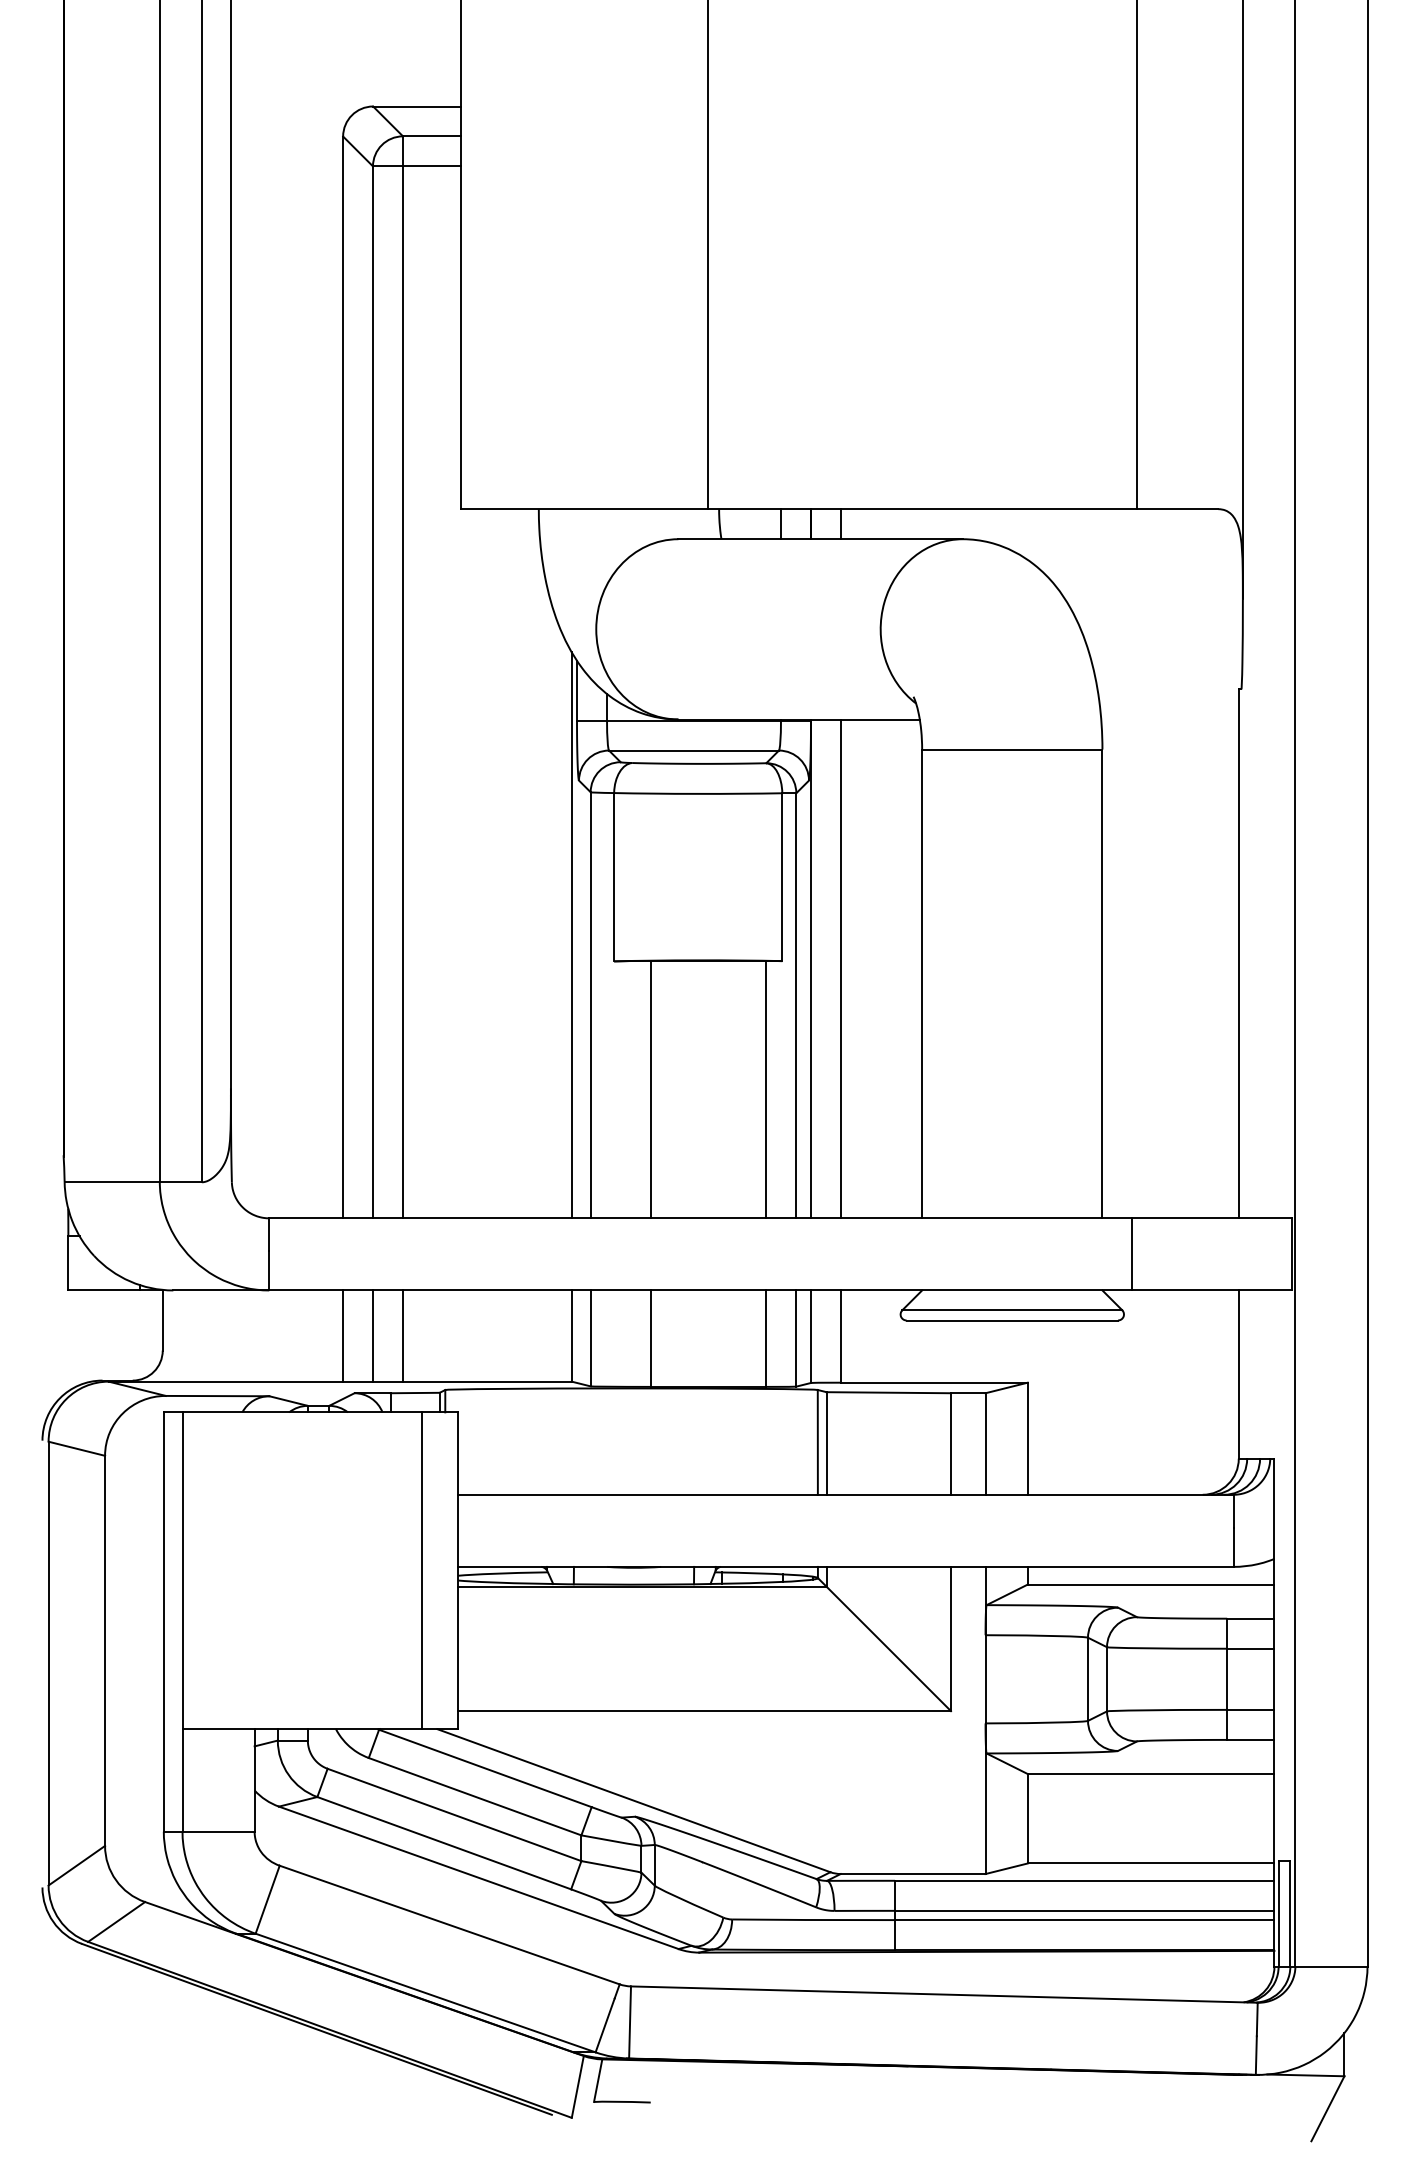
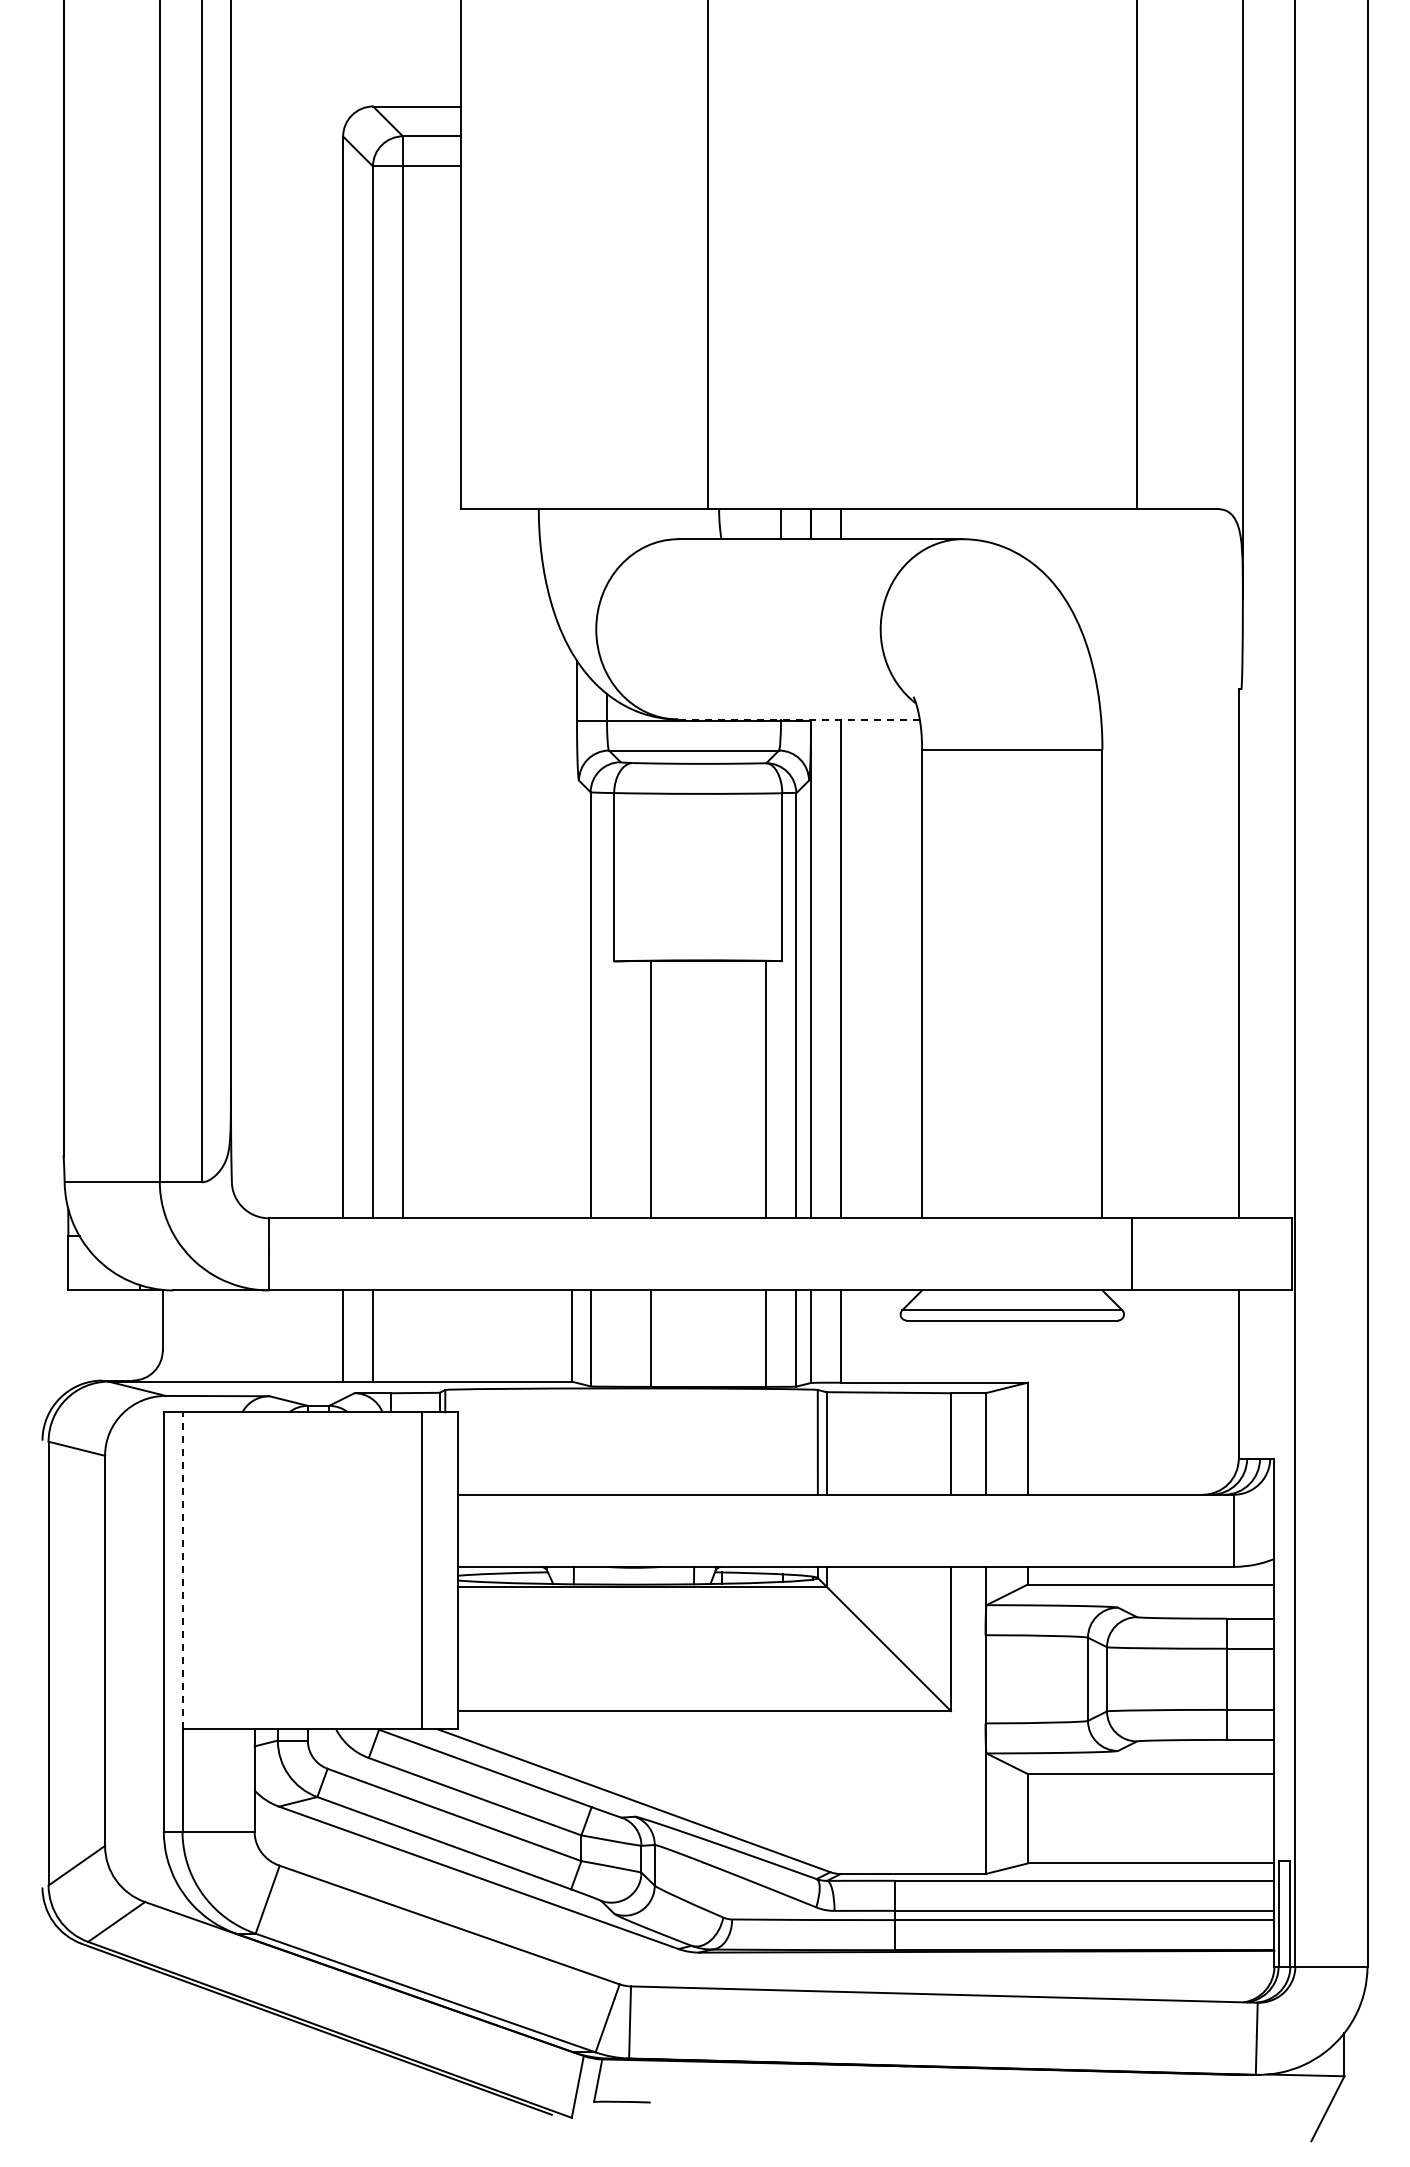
line: solid -> dashed (799, 719)
line: present -> none (571, 935)
line: present -> none (403, 1335)
line: solid -> dashed (183, 1570)
